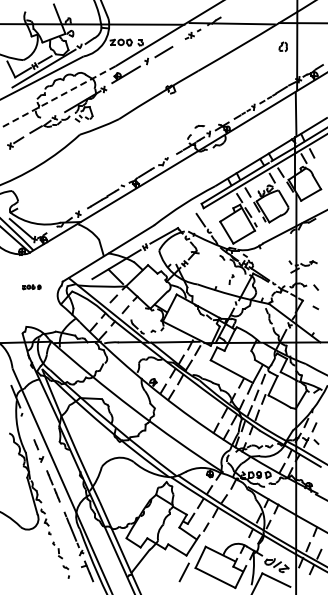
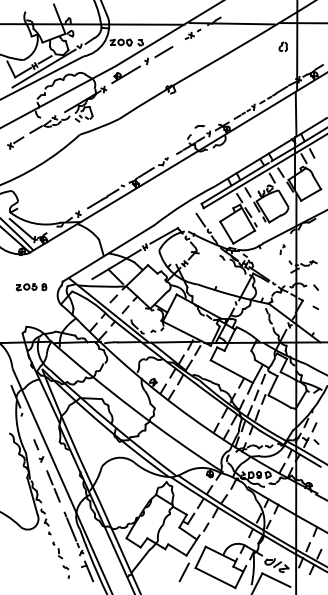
line: dashed -> solid (57, 97)
part position: (231, 279) -> (282, 249) (282, 249)
part size: 20x7 px -> 32x9 px (31, 287)
